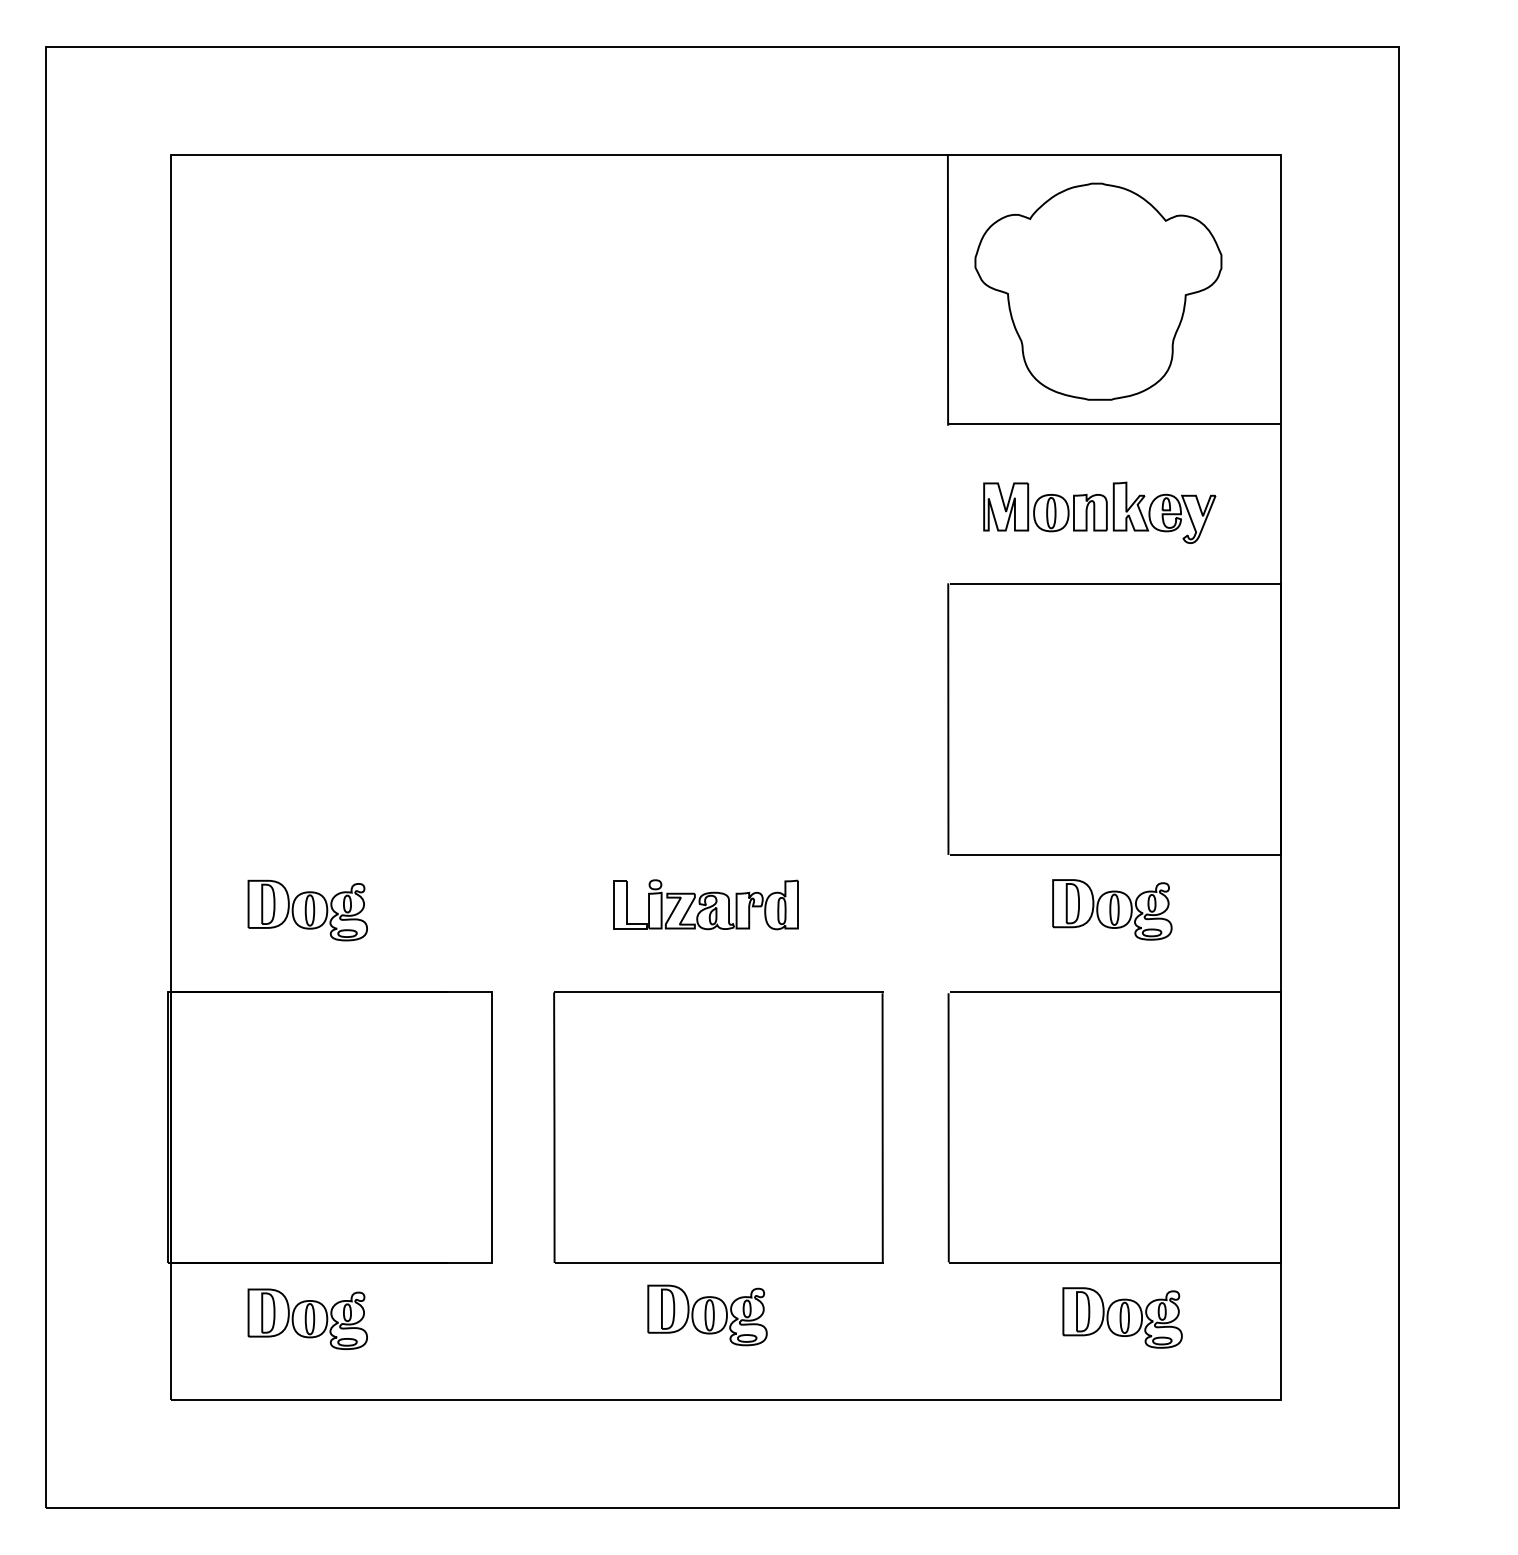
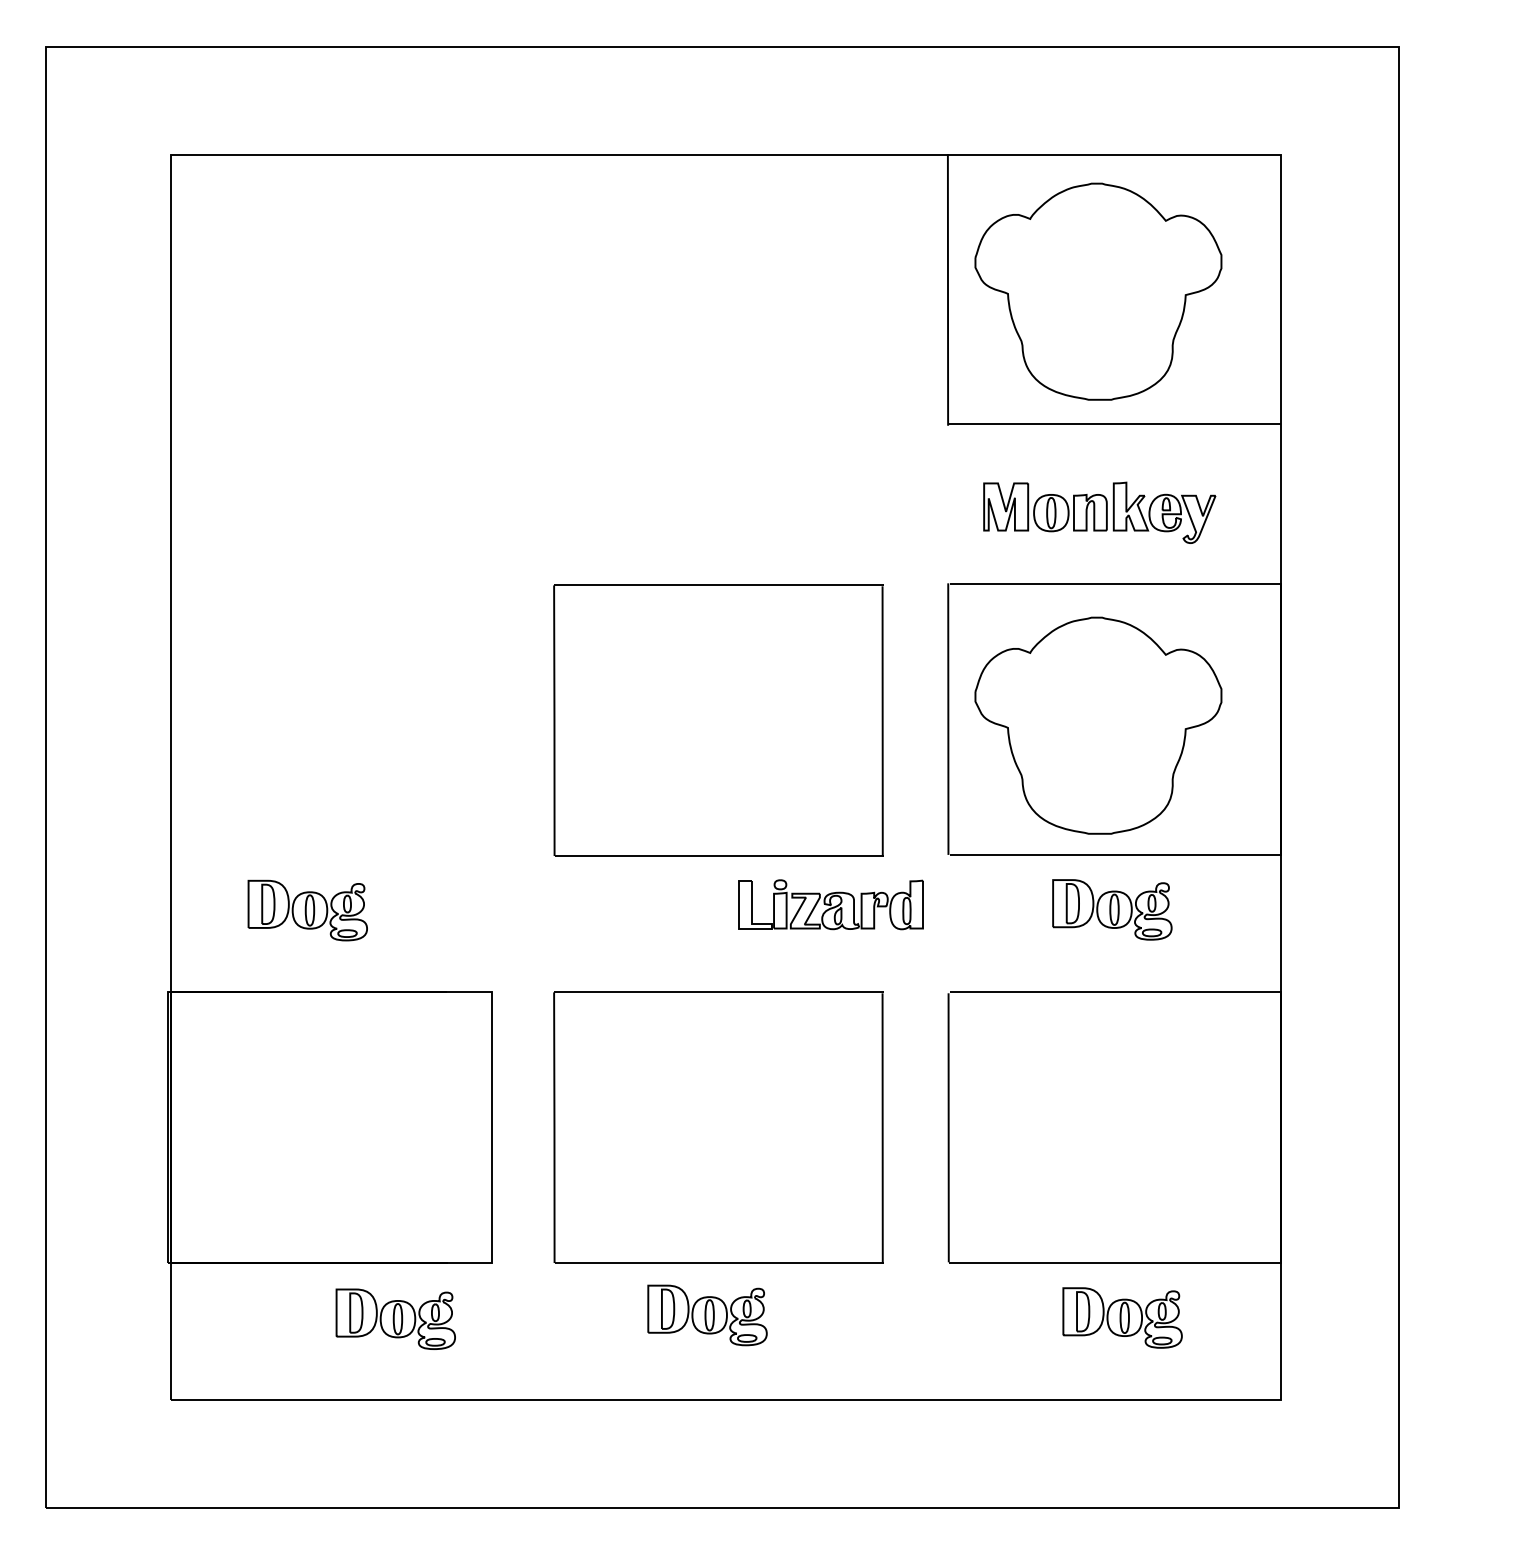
part: none -> present (718, 720)
part: none -> present (1098, 725)
part position: (705, 904) -> (830, 904) (830, 904)
part position: (307, 1318) -> (395, 1318) (395, 1318)
